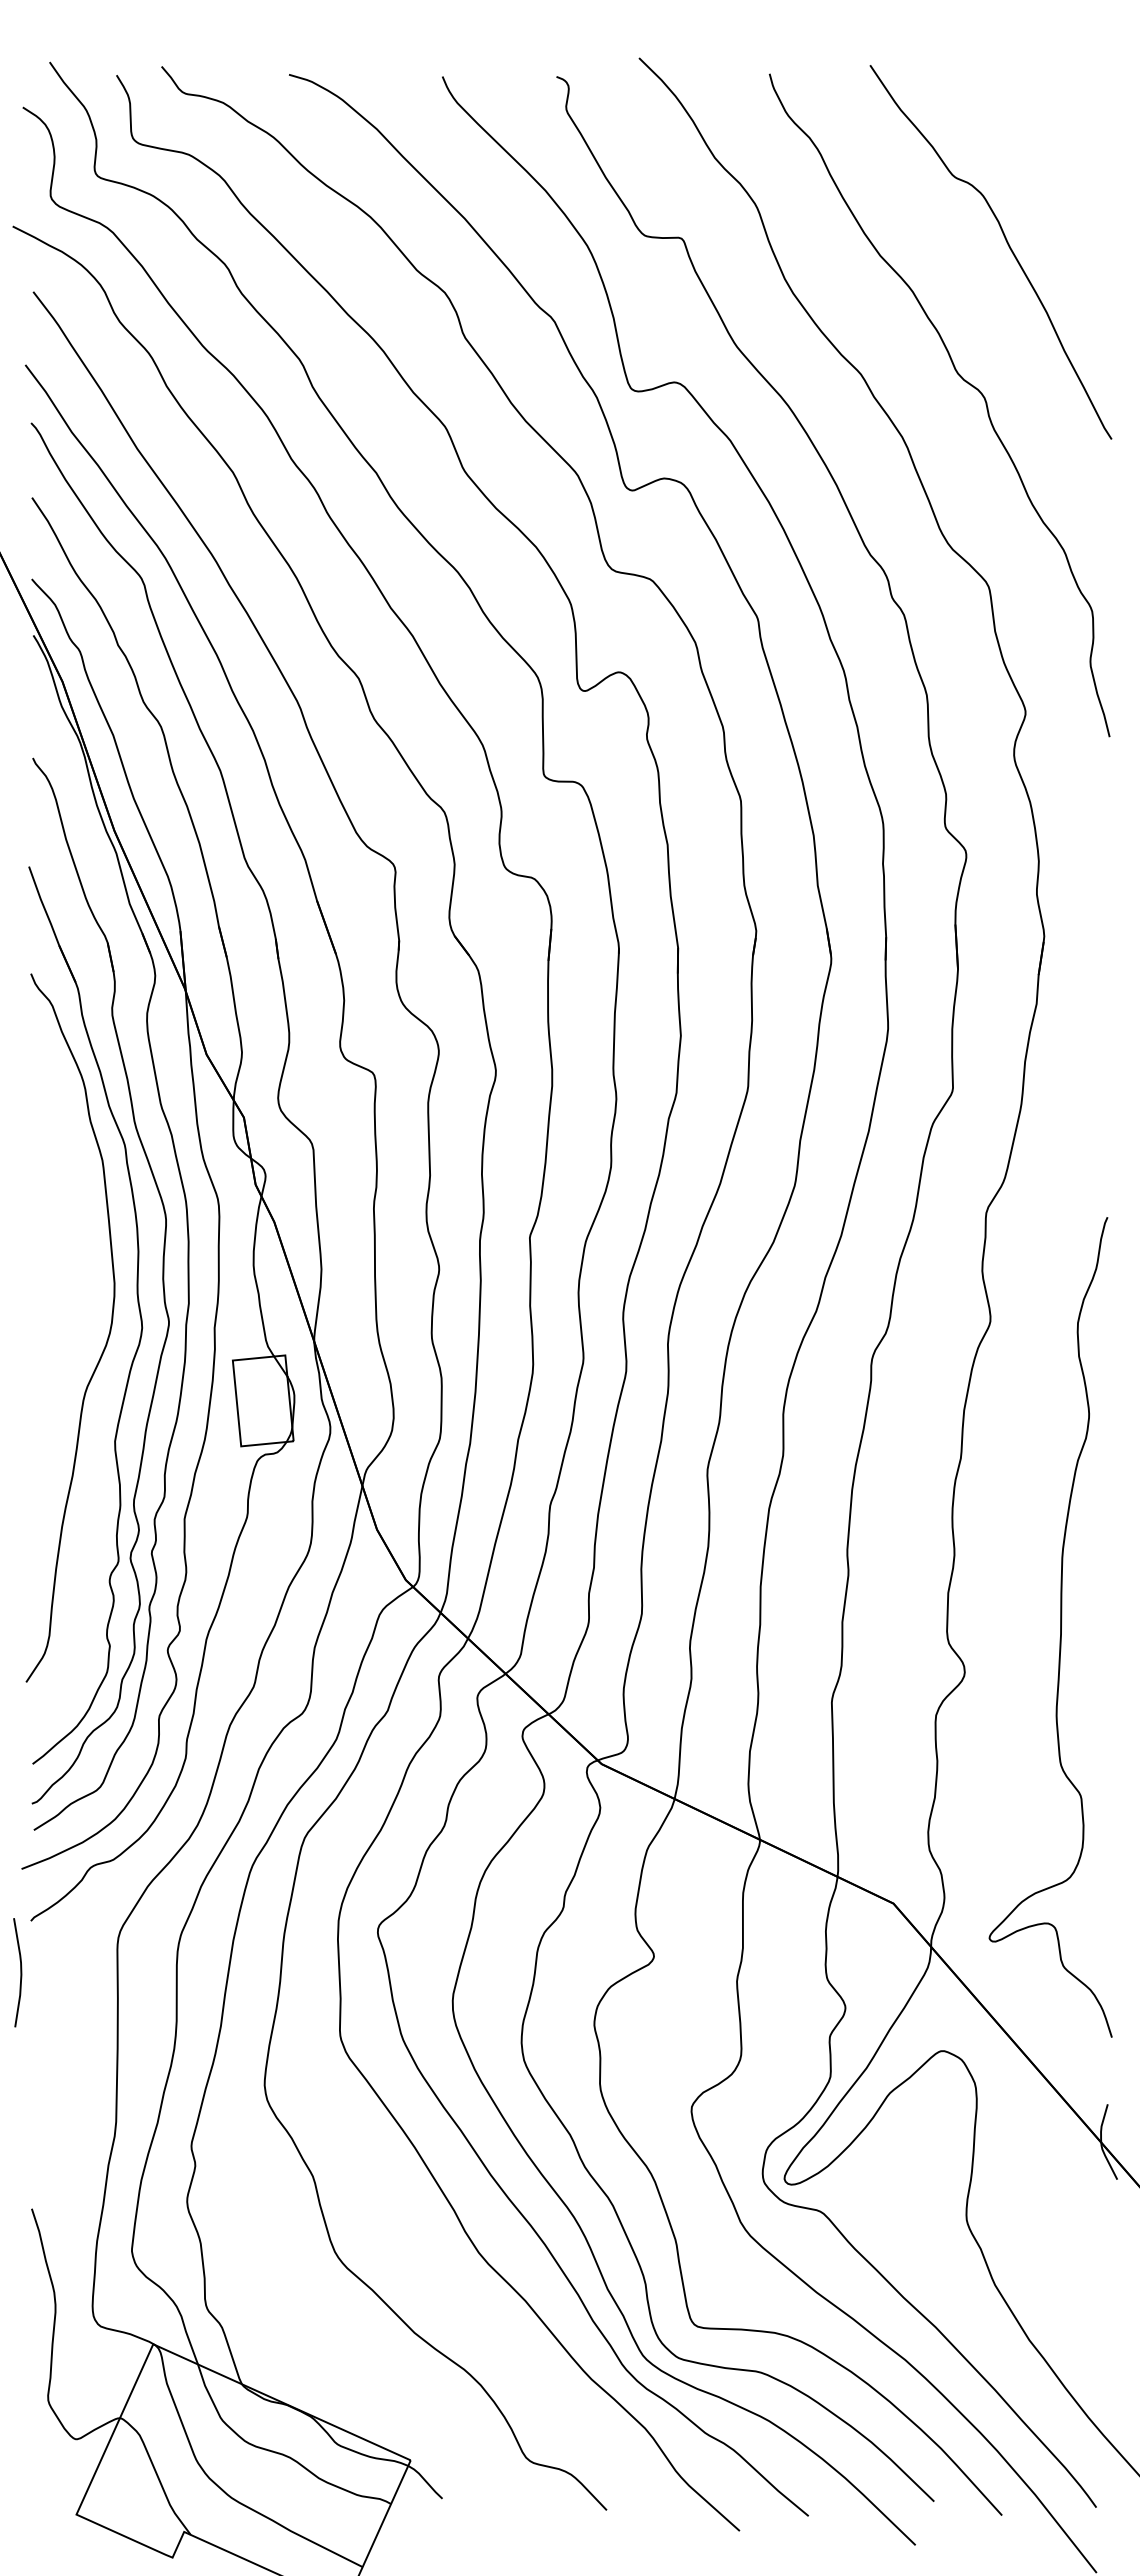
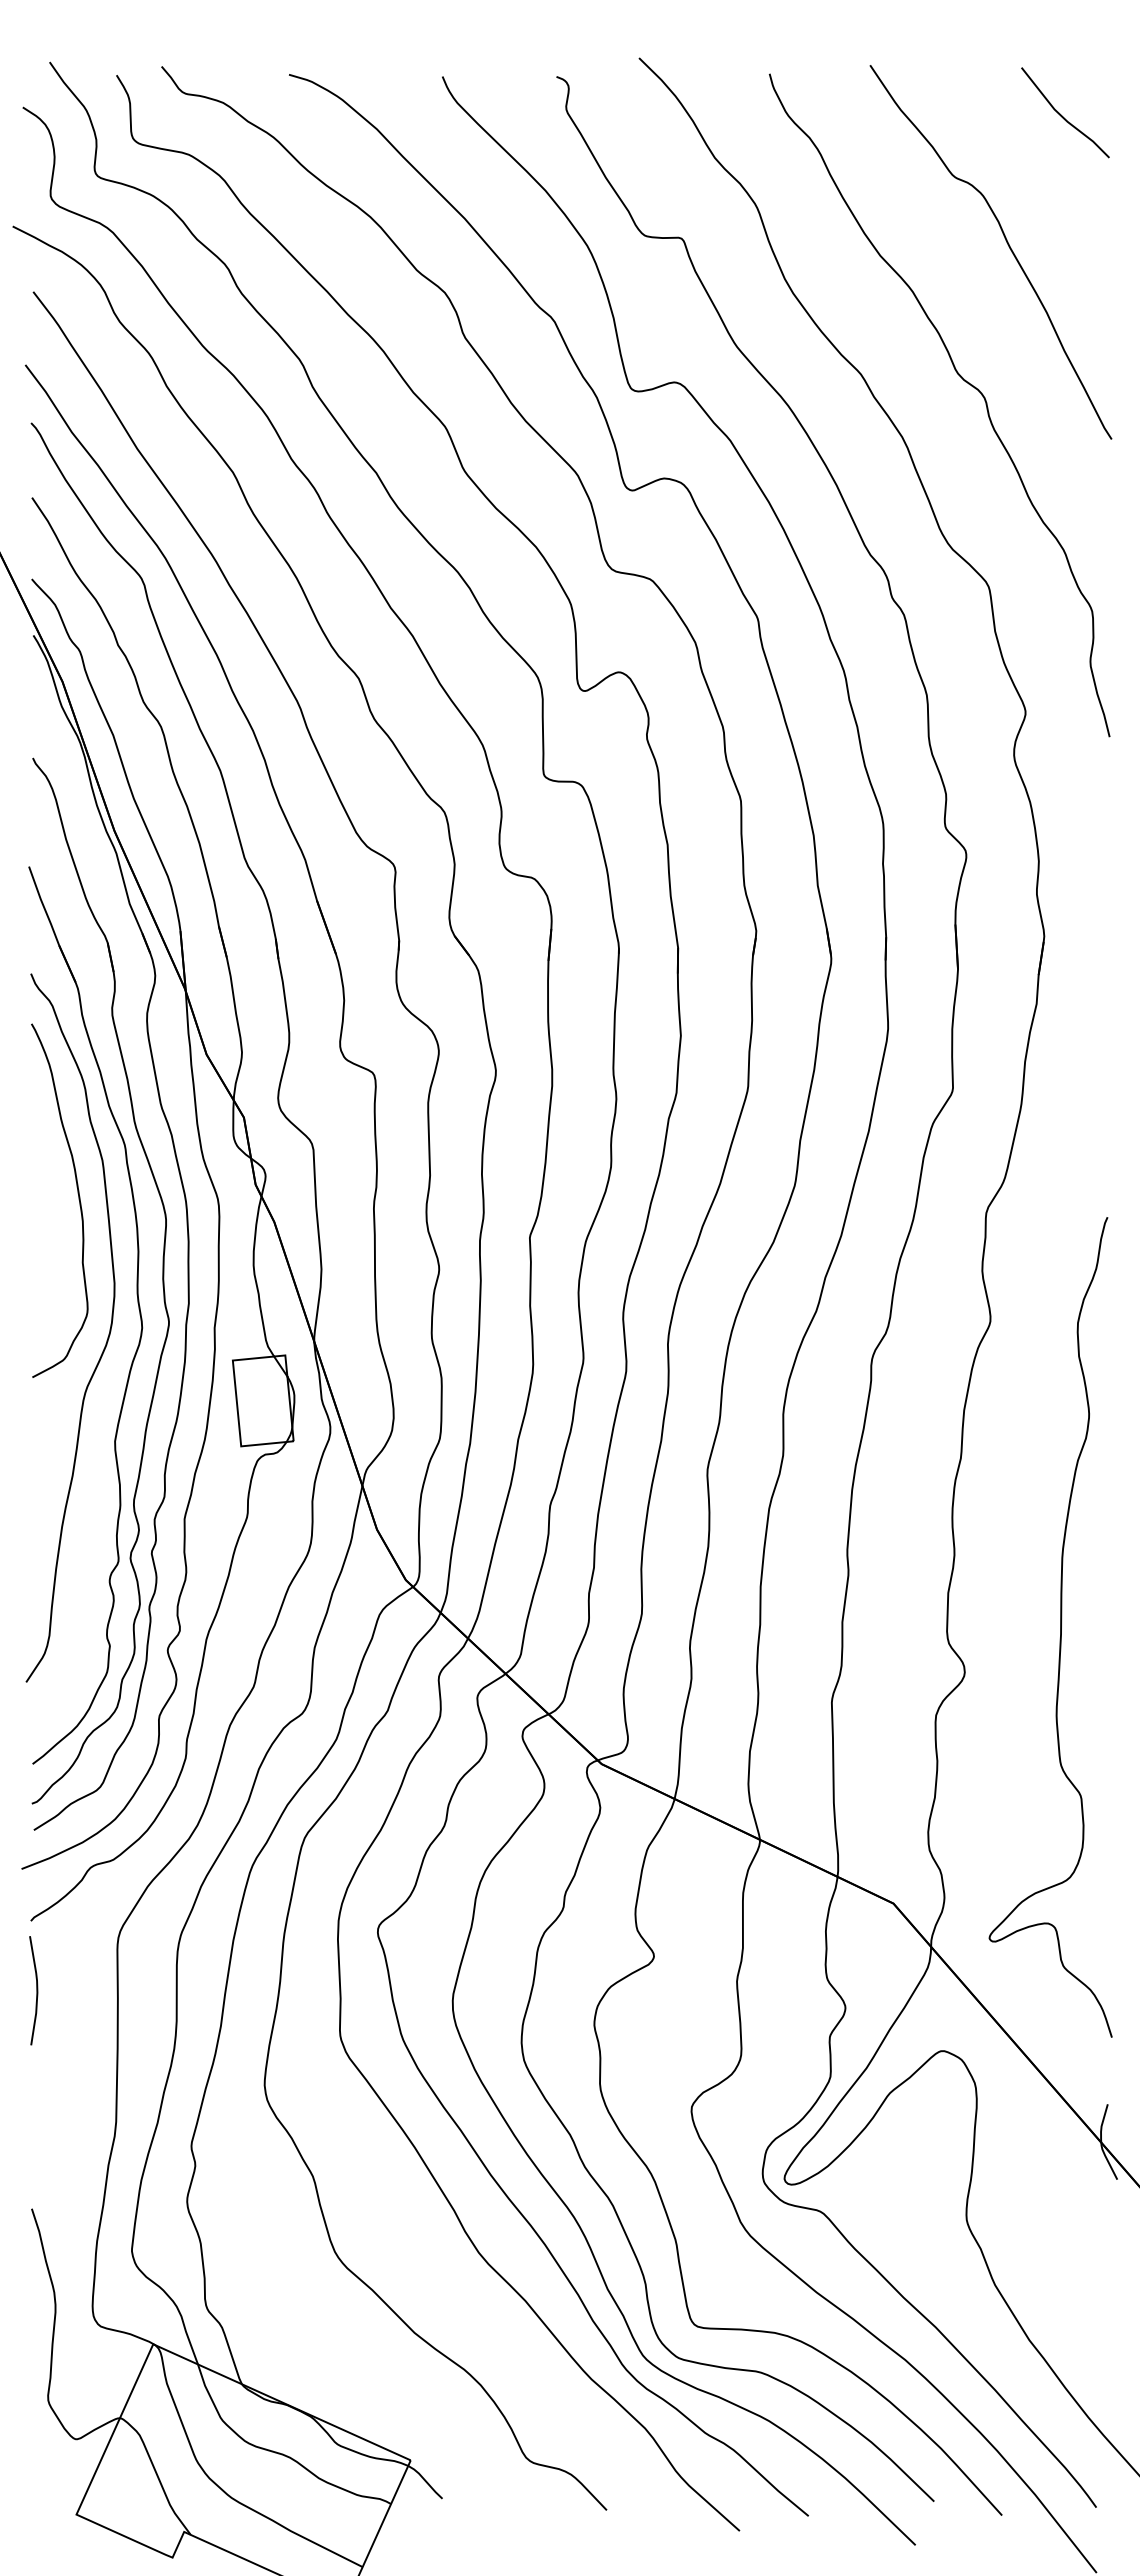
line: none -> present (1062, 115)
curve: none -> present (78, 1199)
curve position: (20, 1972) -> (36, 1990) (36, 1990)
